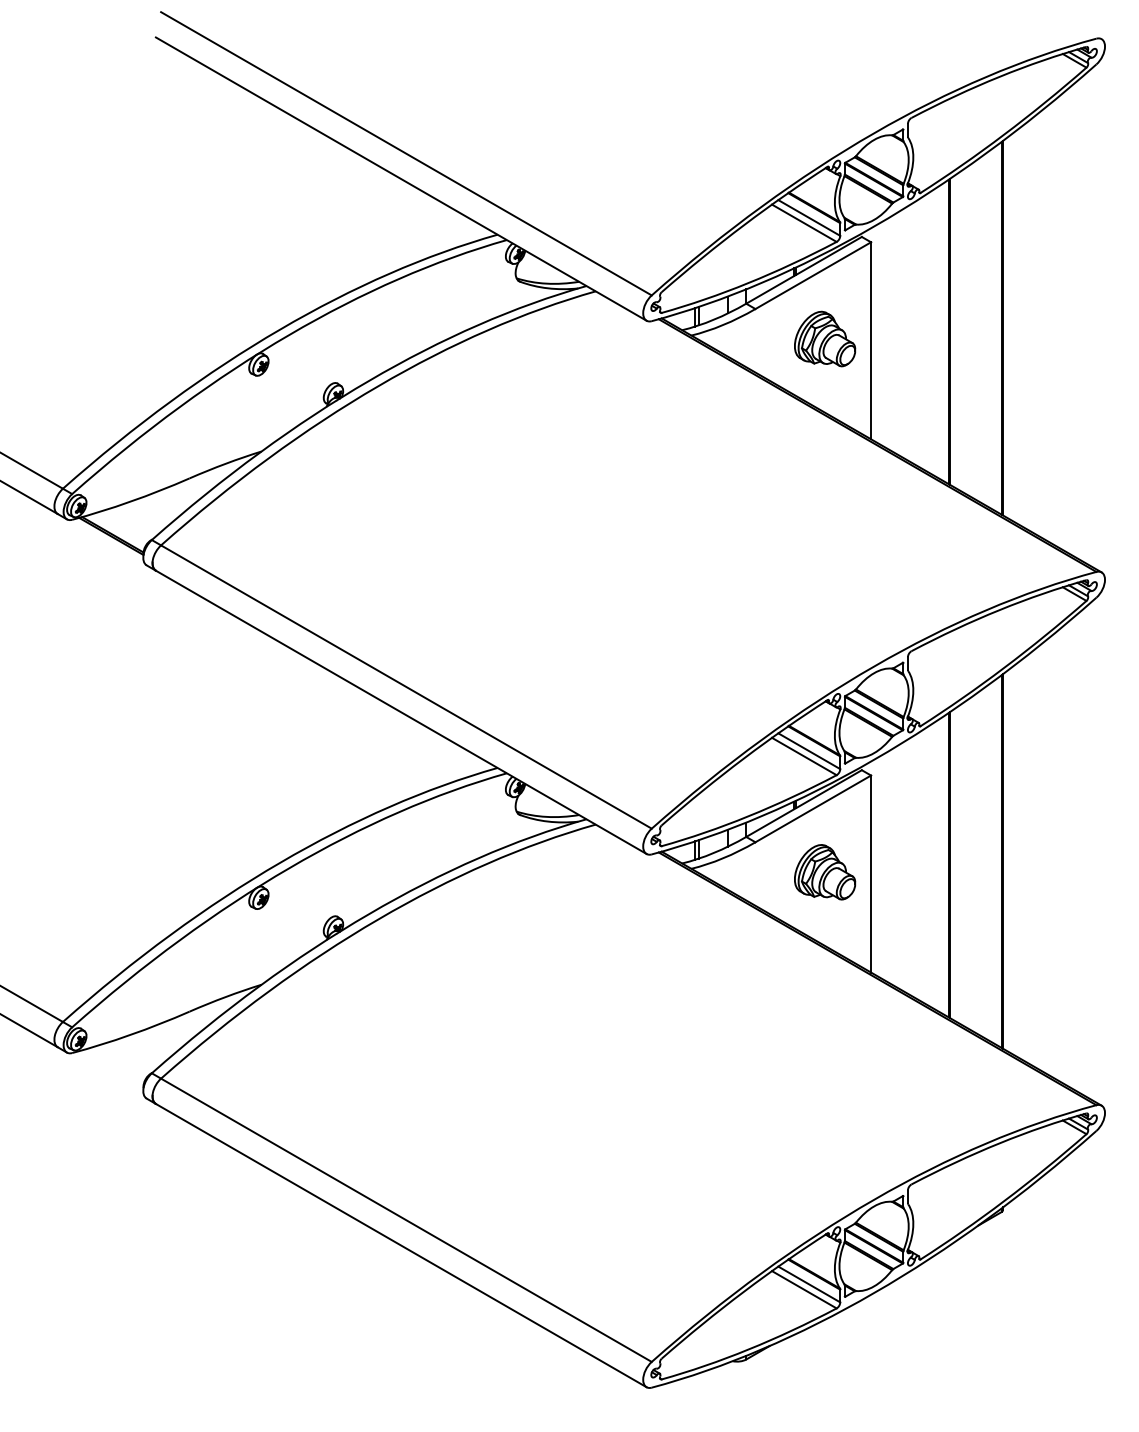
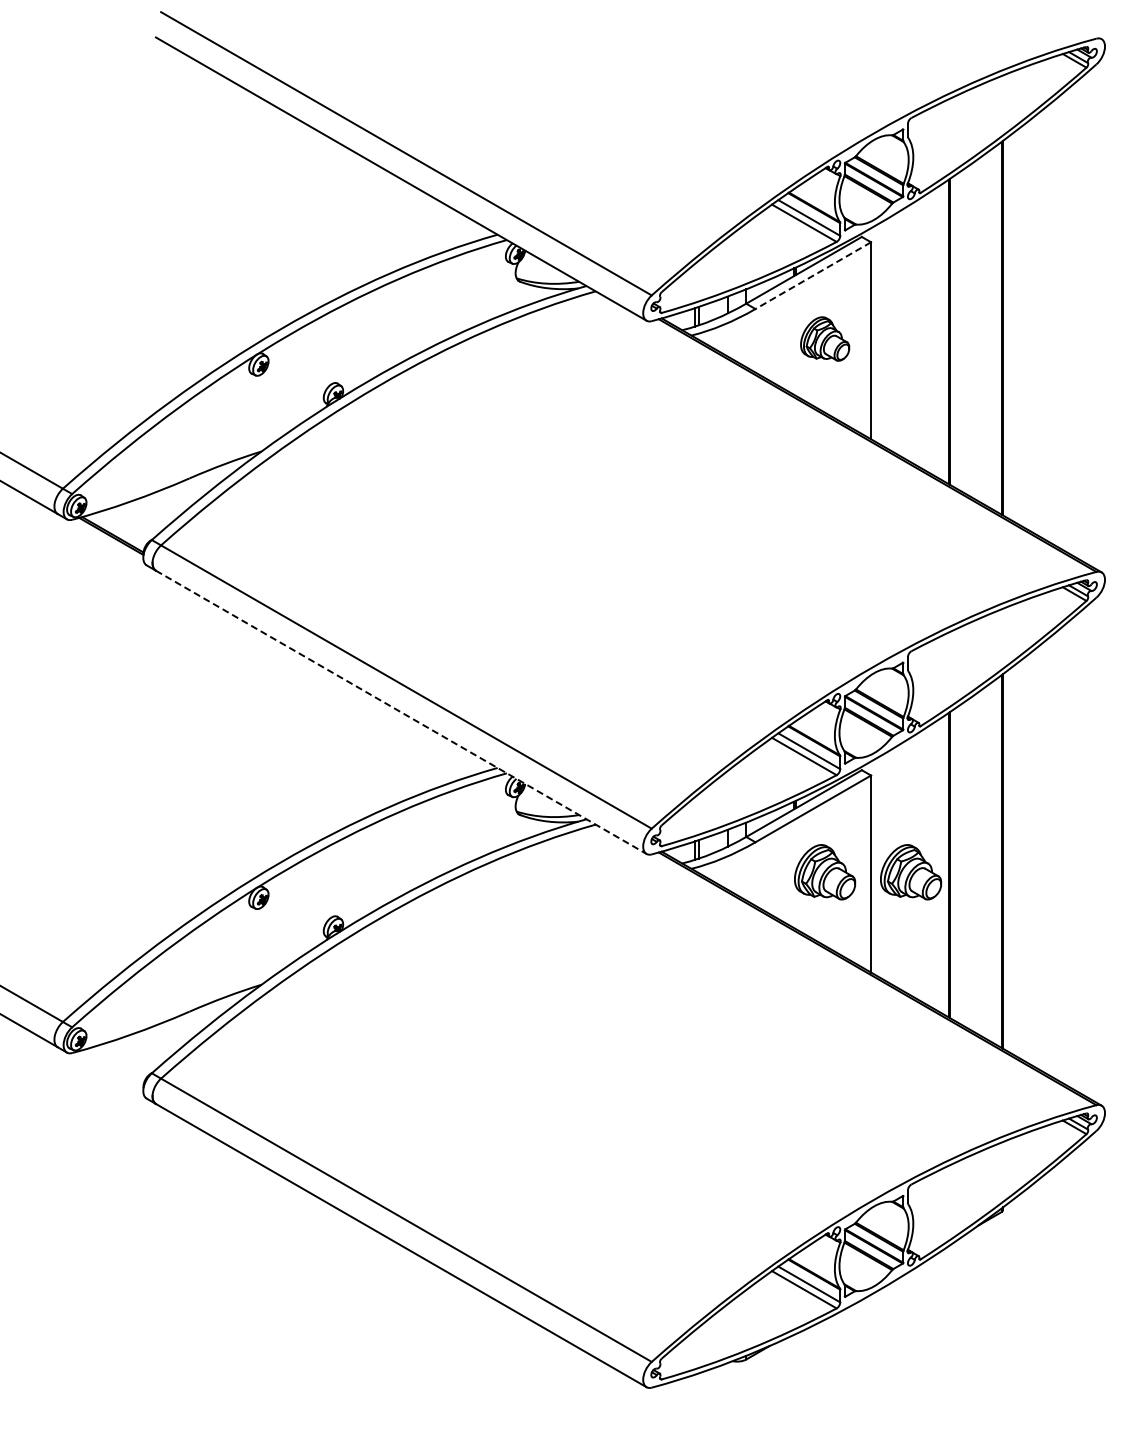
line: solid -> dashed (813, 275)
part size: 63x58 px -> 51x46 px (825, 338)
line: solid -> dashed (401, 712)
part: none -> present (911, 872)
